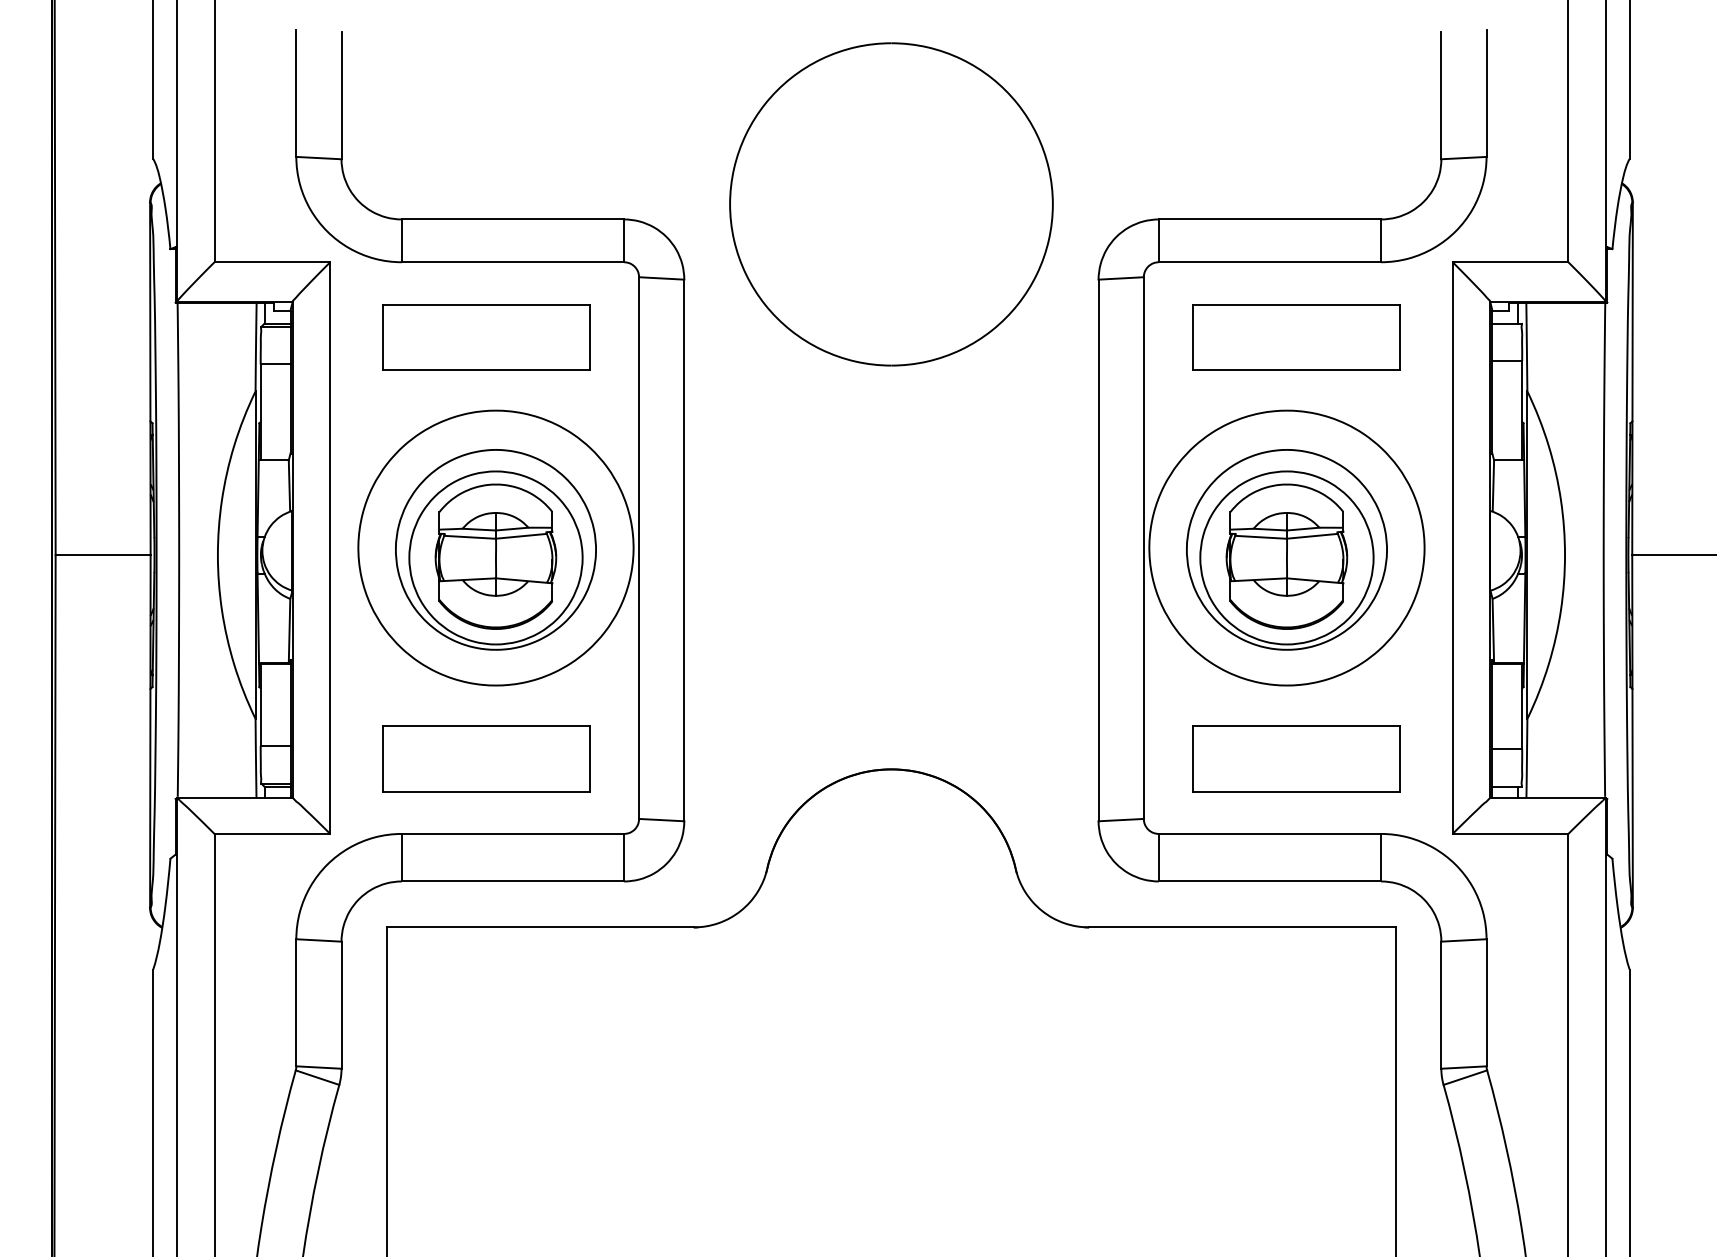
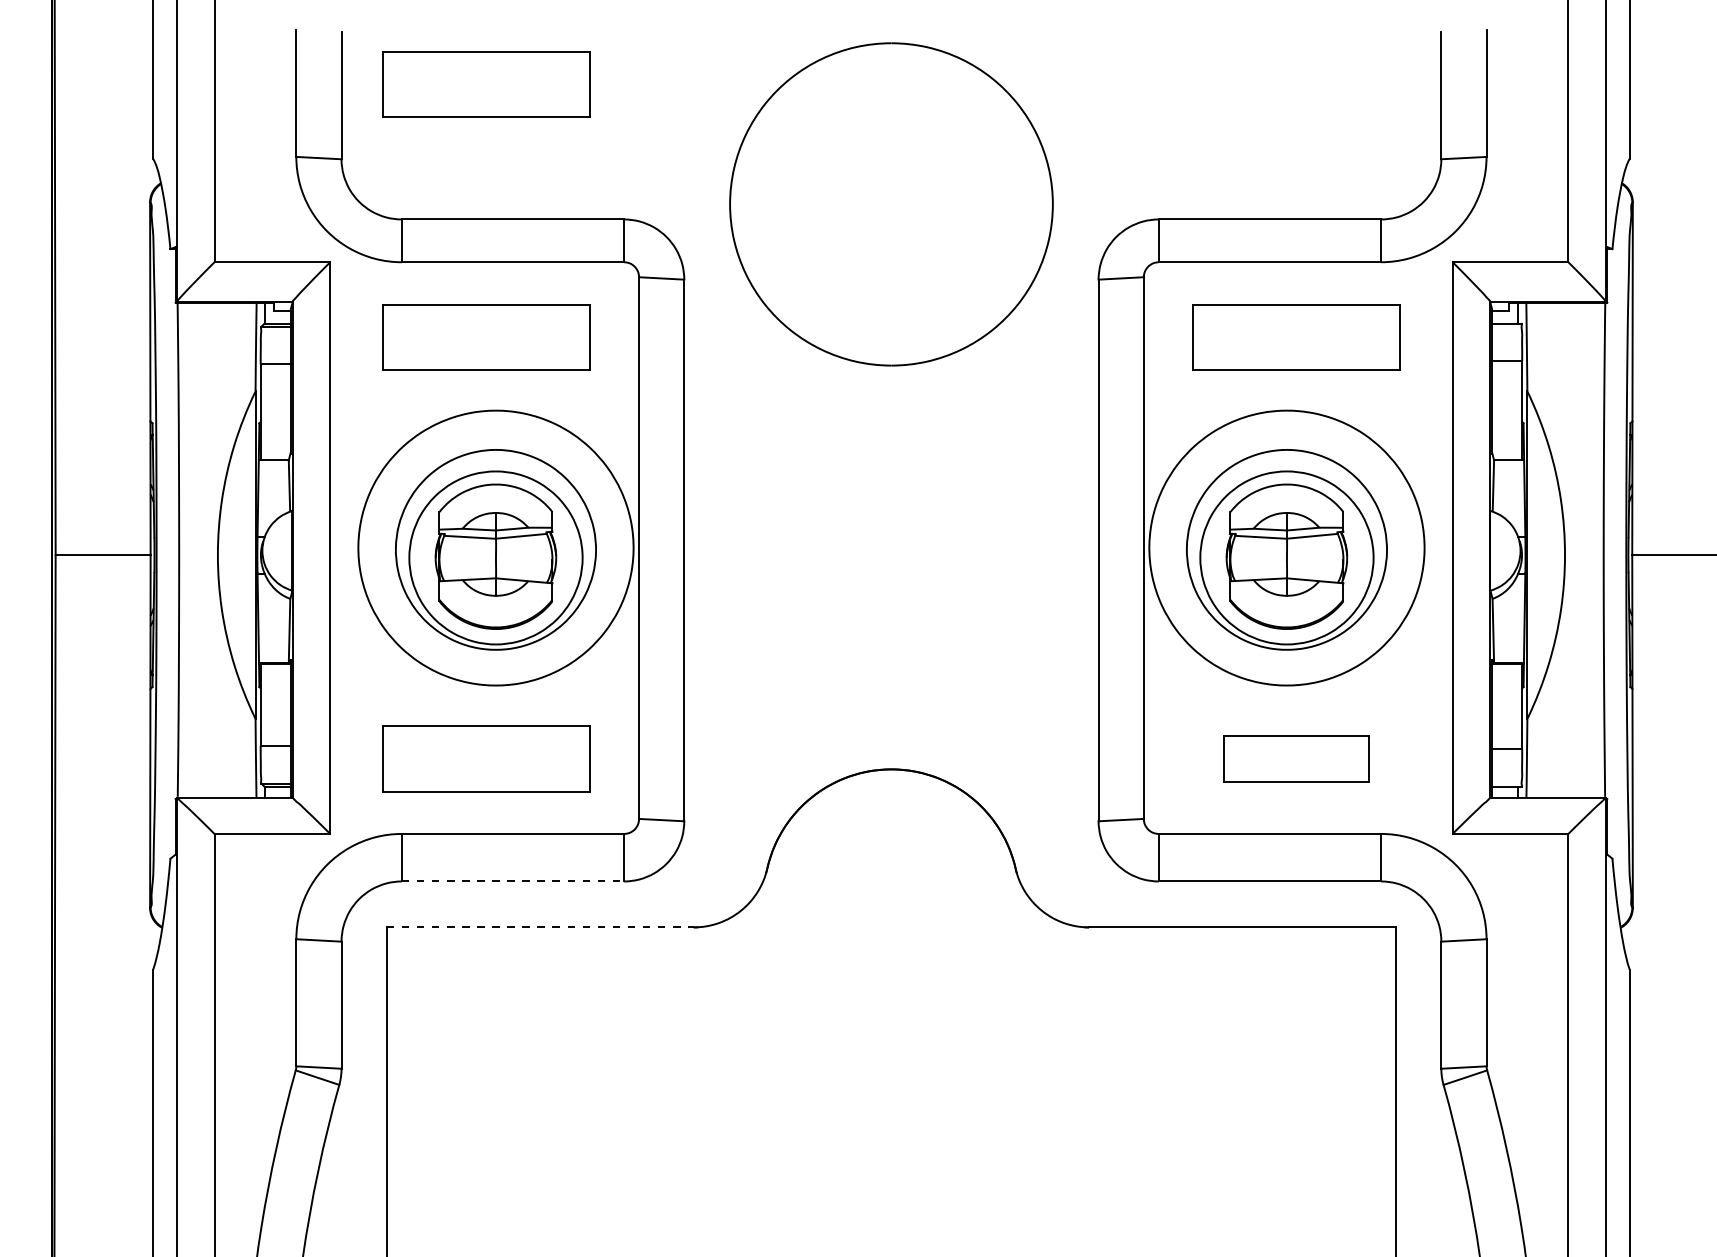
part: none -> present (486, 84)
part size: 209x68 px -> 147x48 px (1296, 758)
line: solid -> dashed (513, 881)
line: solid -> dashed (540, 927)
